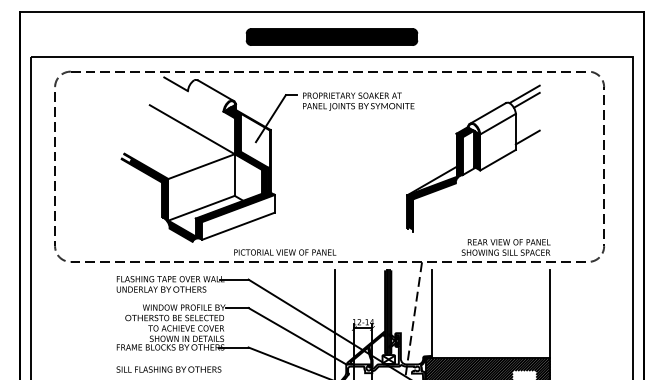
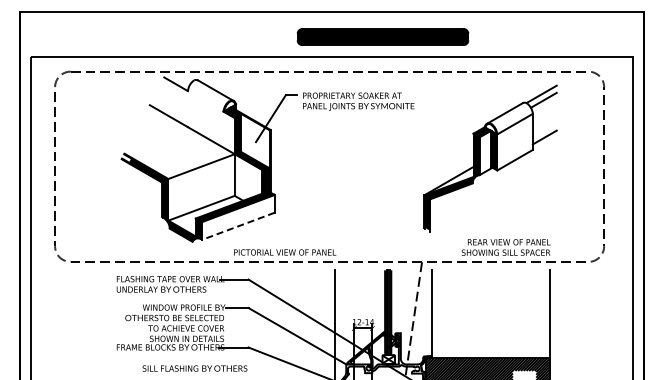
part position: (331, 36) -> (382, 36) (382, 36)
part position: (473, 158) -> (490, 158) (490, 158)
line: solid -> dashed (238, 226)
text position: (168, 369) -> (194, 368) (194, 368)
